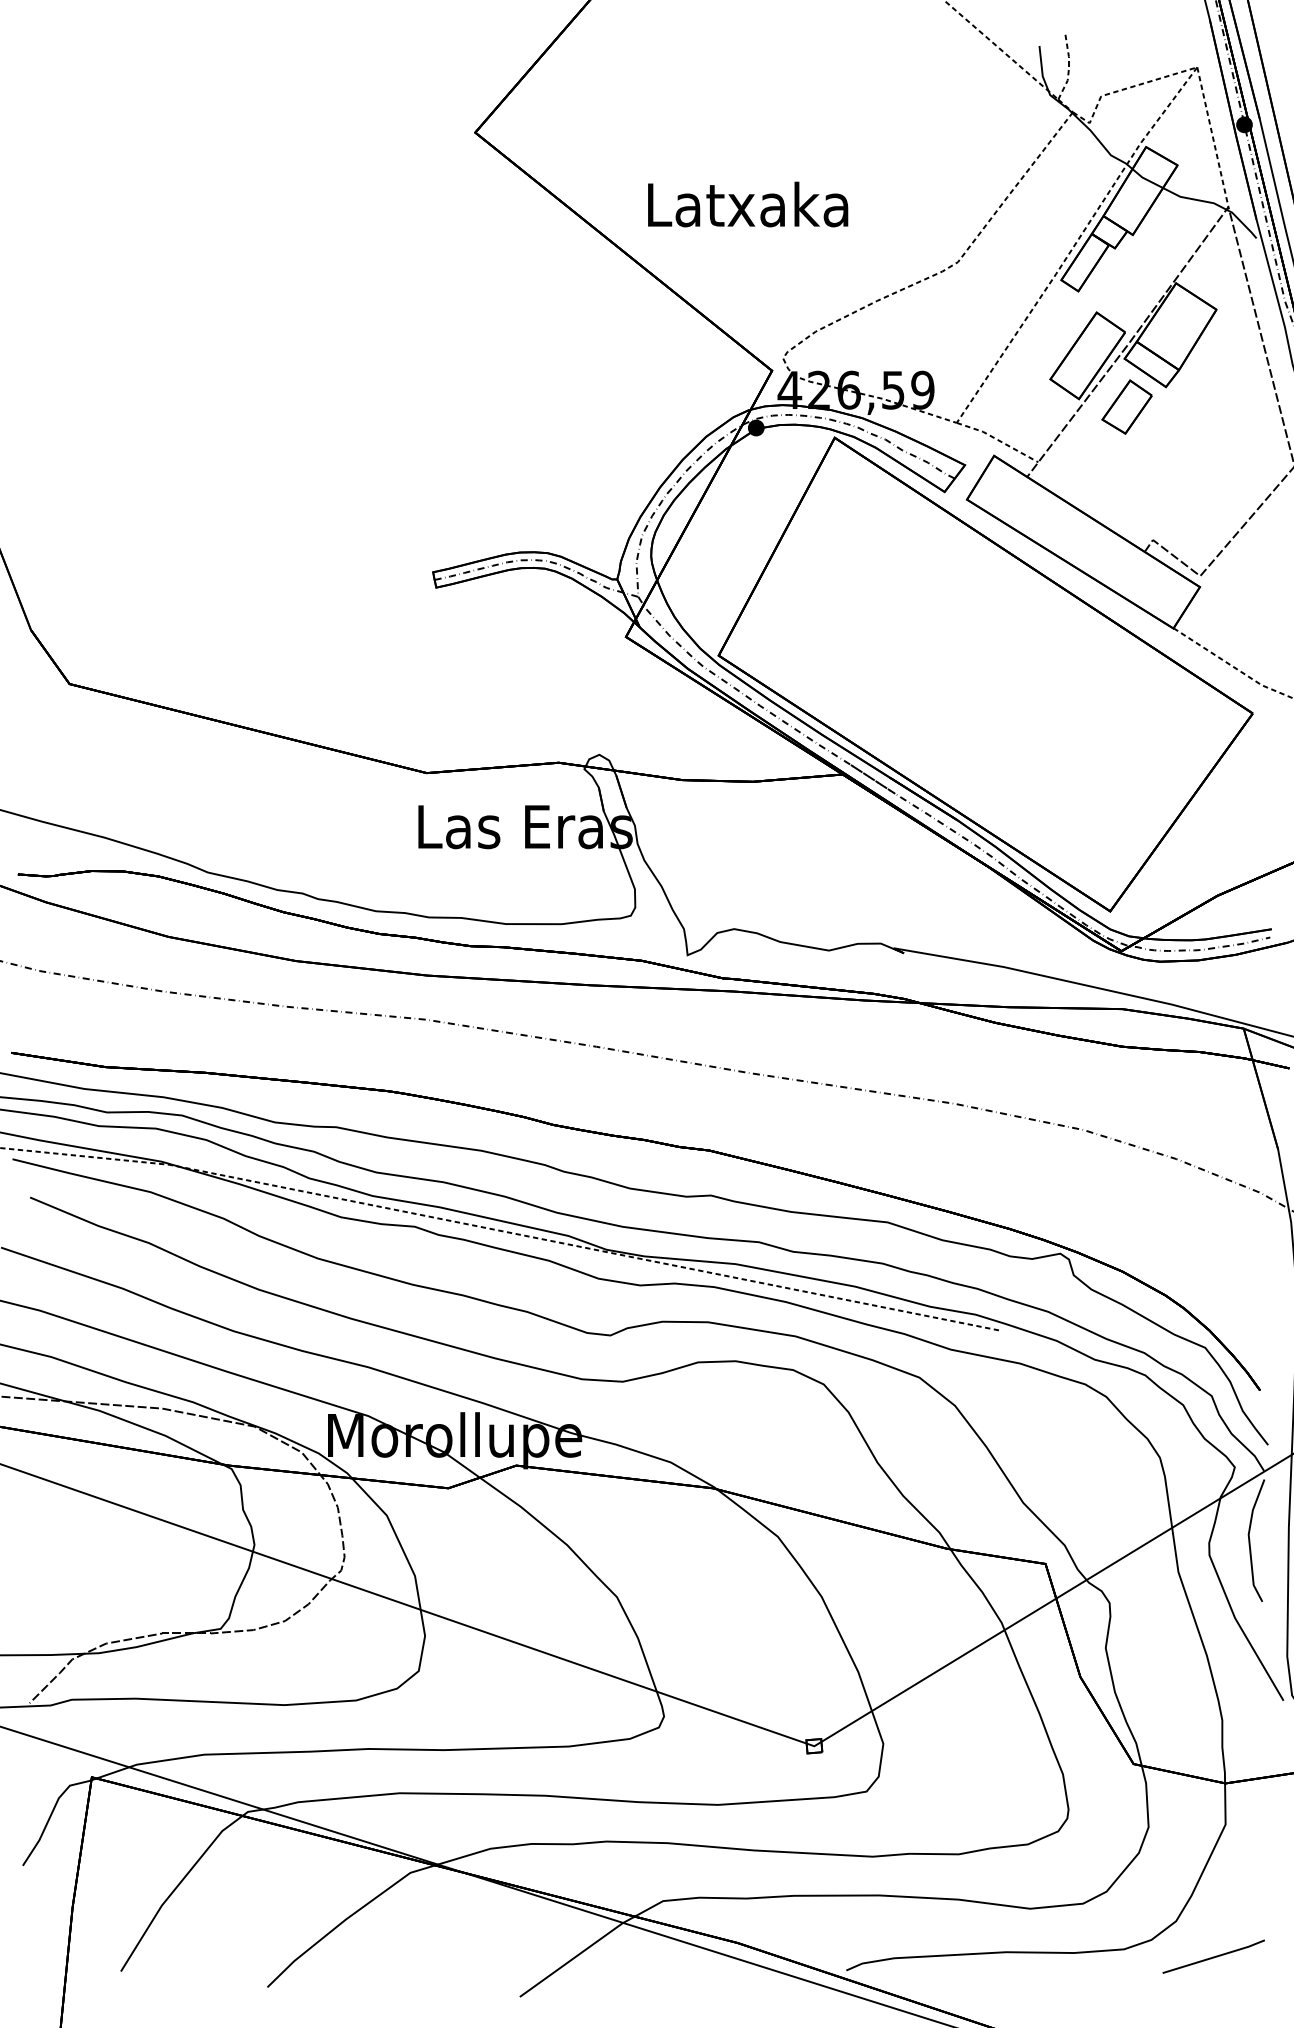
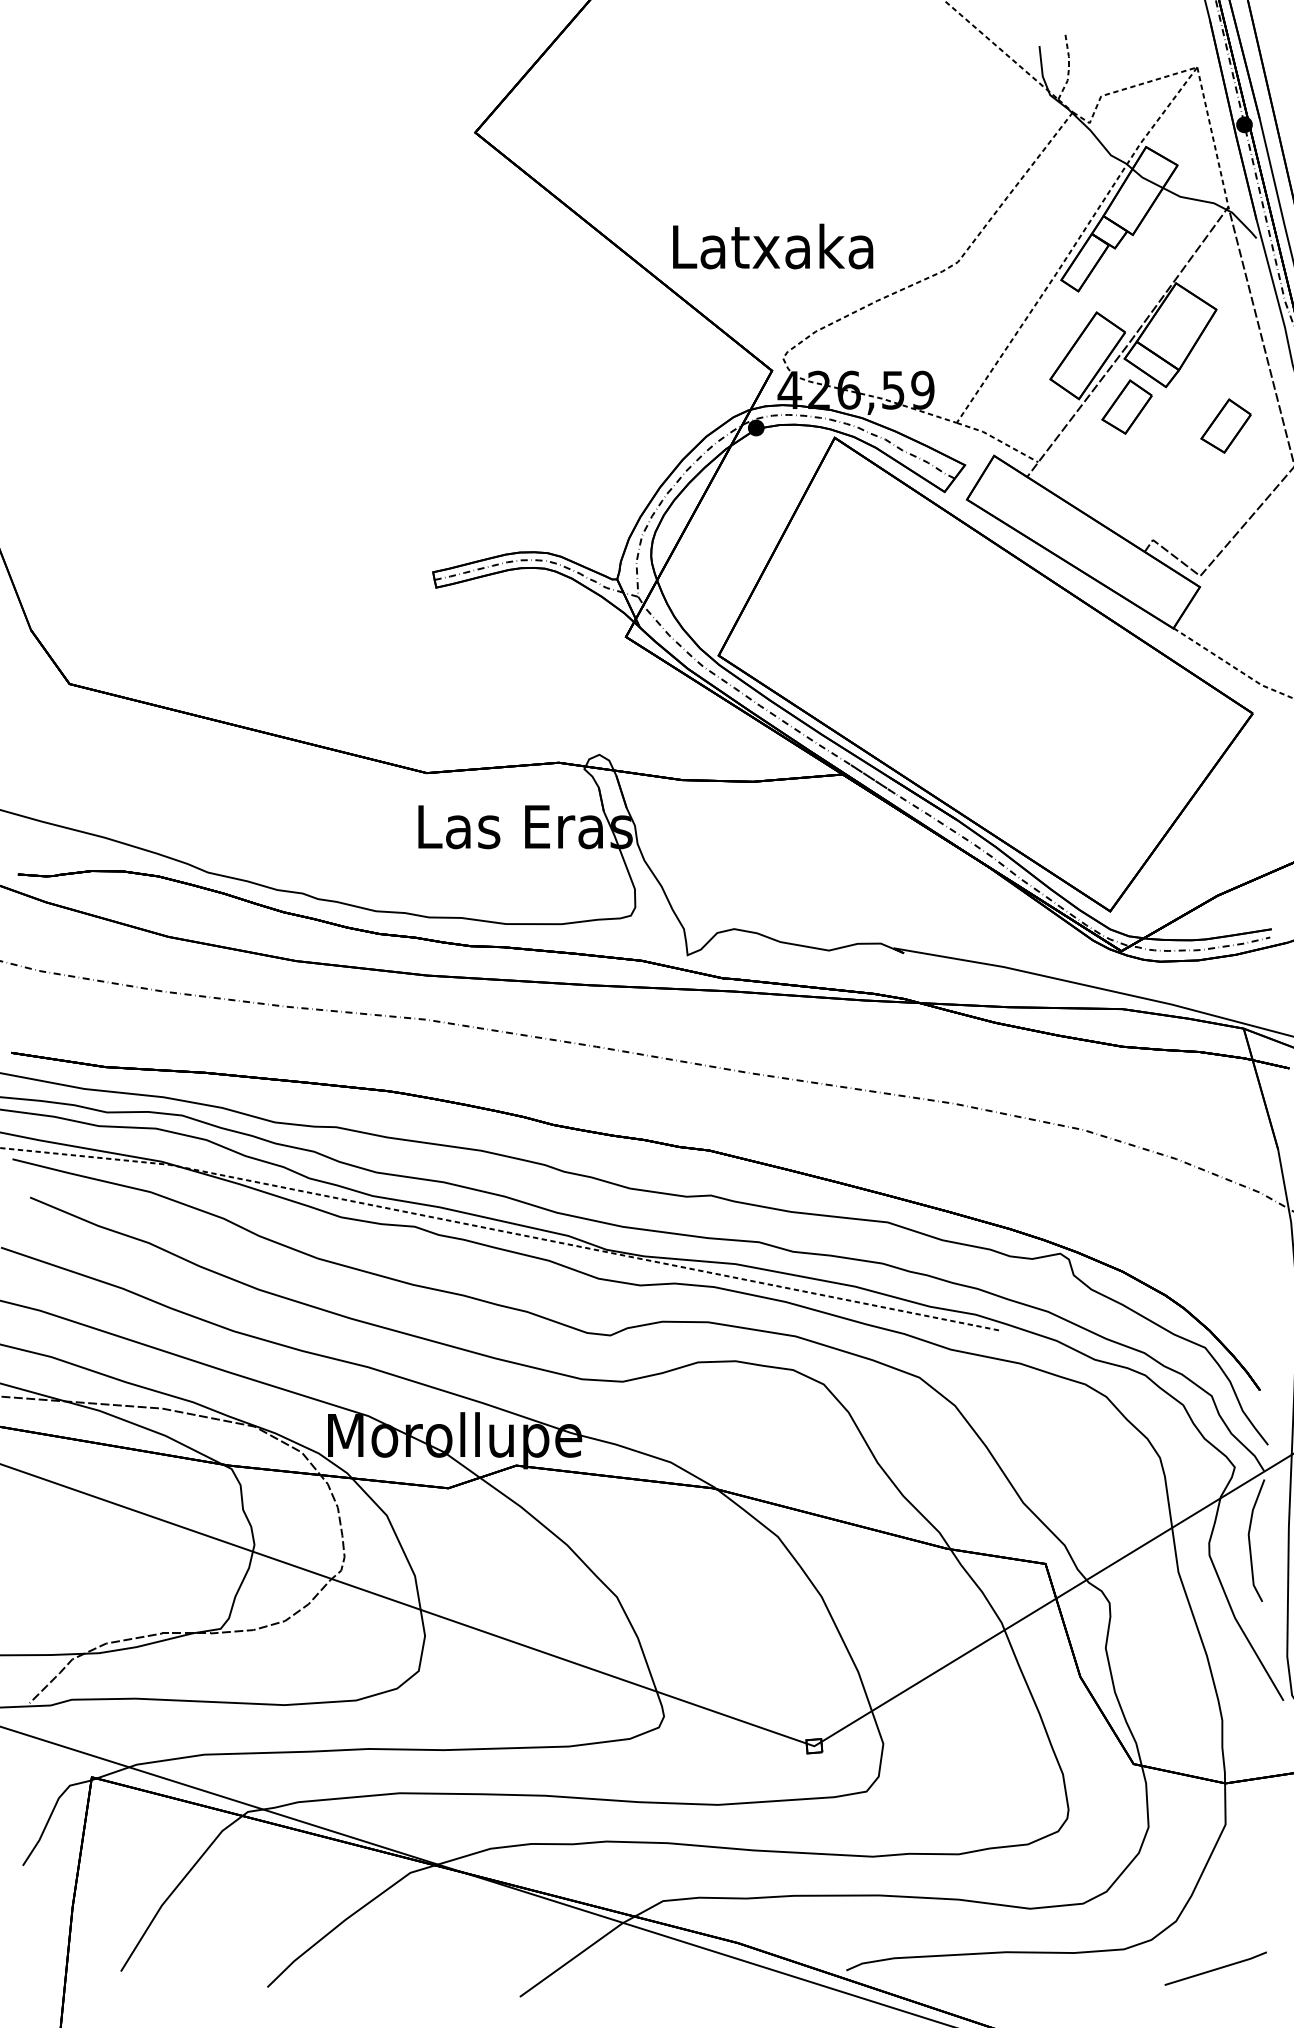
text position: (748, 204) -> (773, 246) (773, 246)
part: none -> present (1225, 425)
line position: (1213, 1956) -> (1215, 1968) (1215, 1968)
